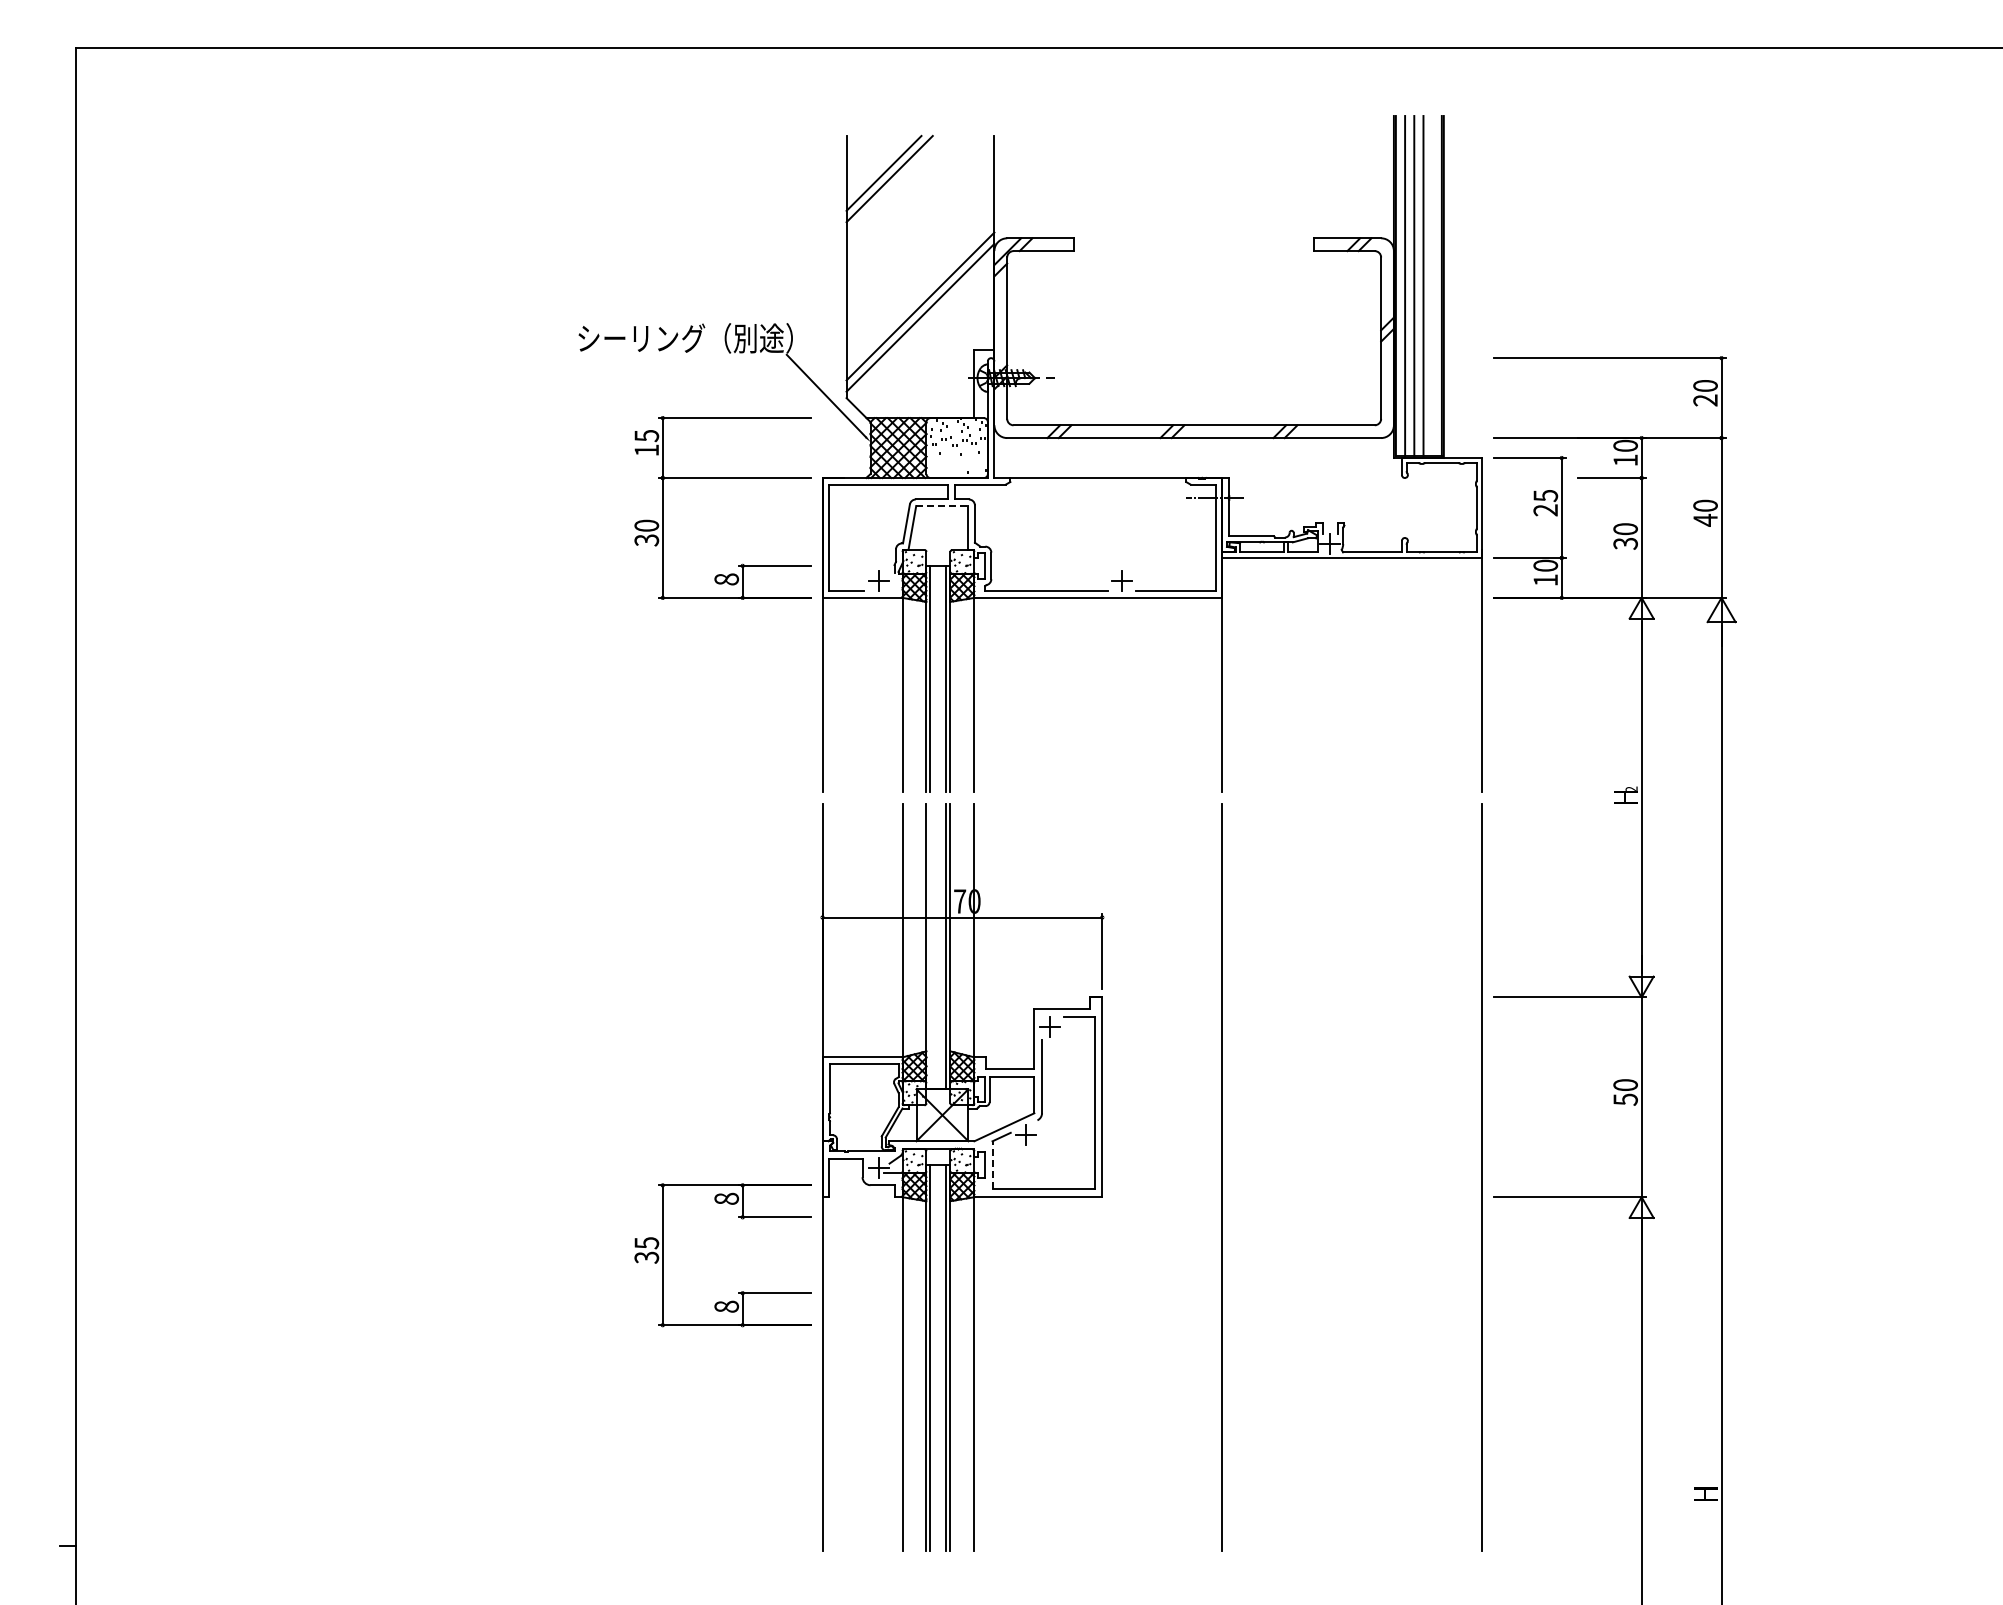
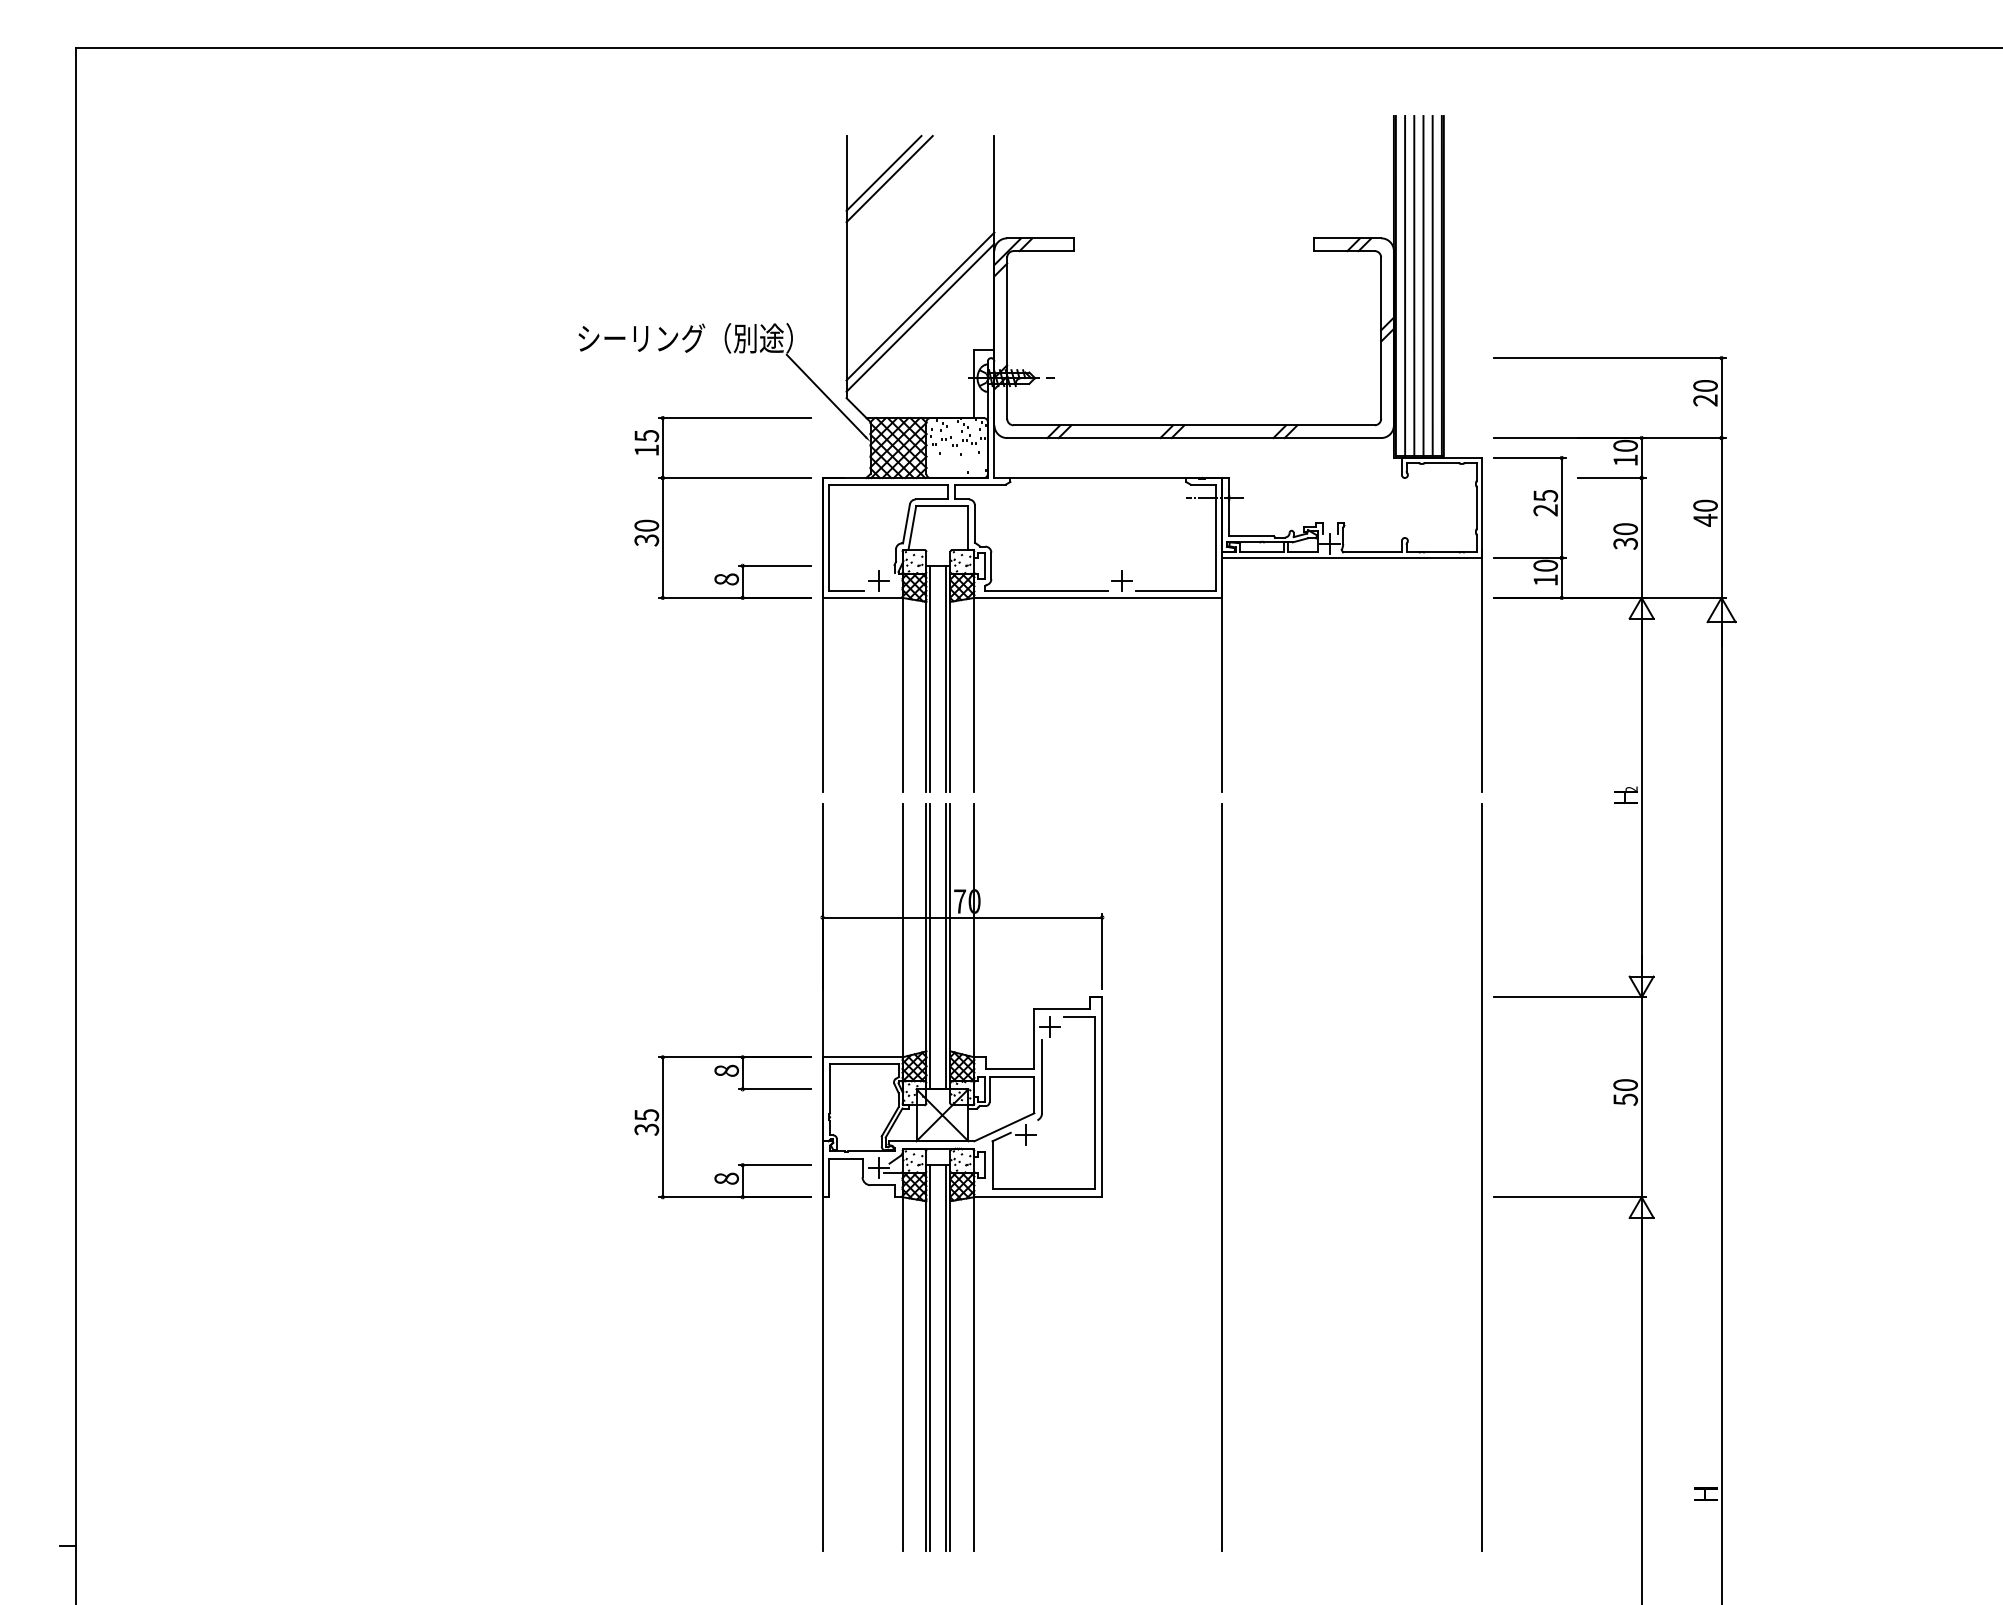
line: none -> present (1432, 286)
line: dashed -> solid (942, 506)
line: none -> present (930, 946)
line: dashed -> solid (992, 1164)
part position: (738, 1292) -> (738, 1164) (738, 1164)
